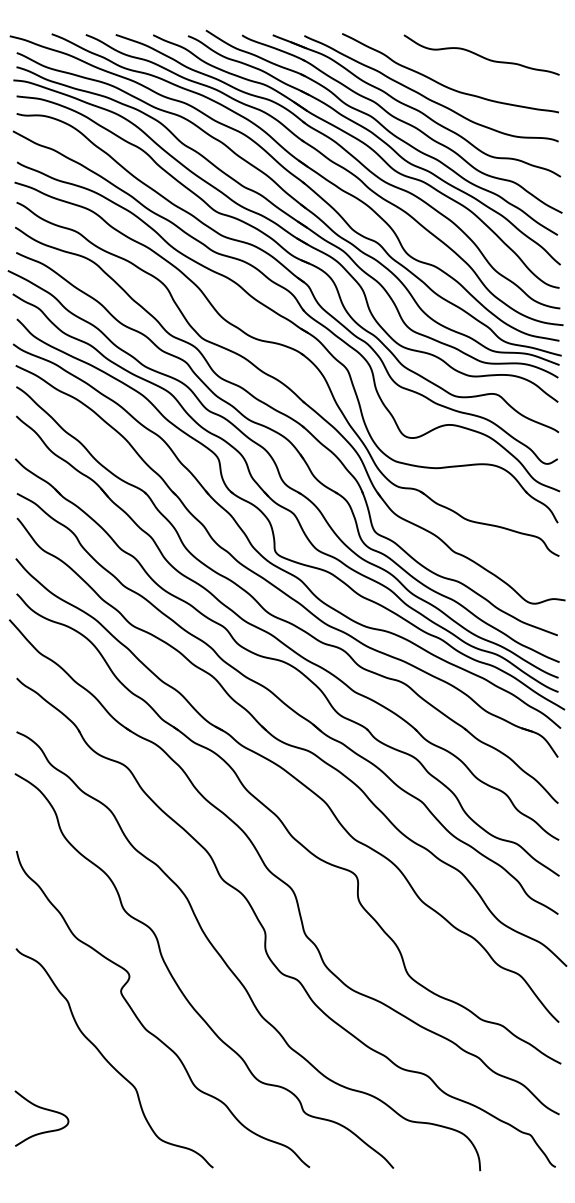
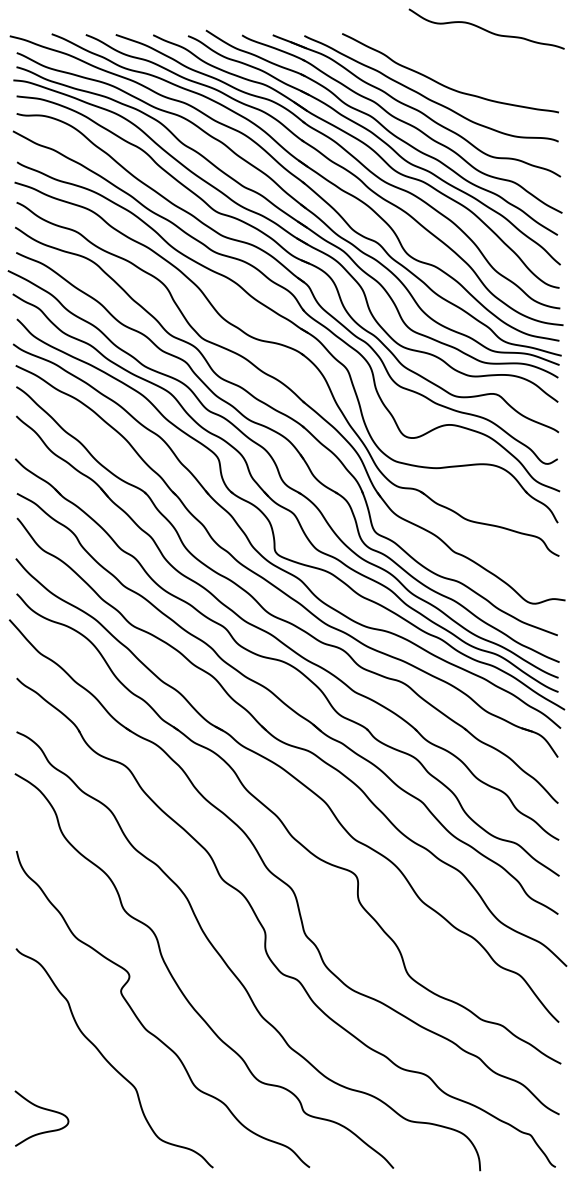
curve position: (481, 55) -> (486, 29) (486, 29)
